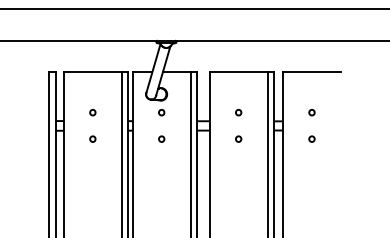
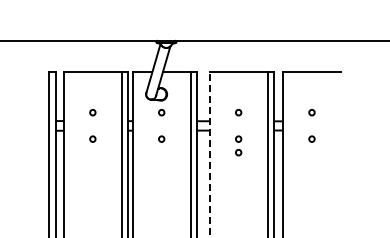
line: present -> none (194, 9)
part: none -> present (238, 152)
line: solid -> dashed (209, 154)
